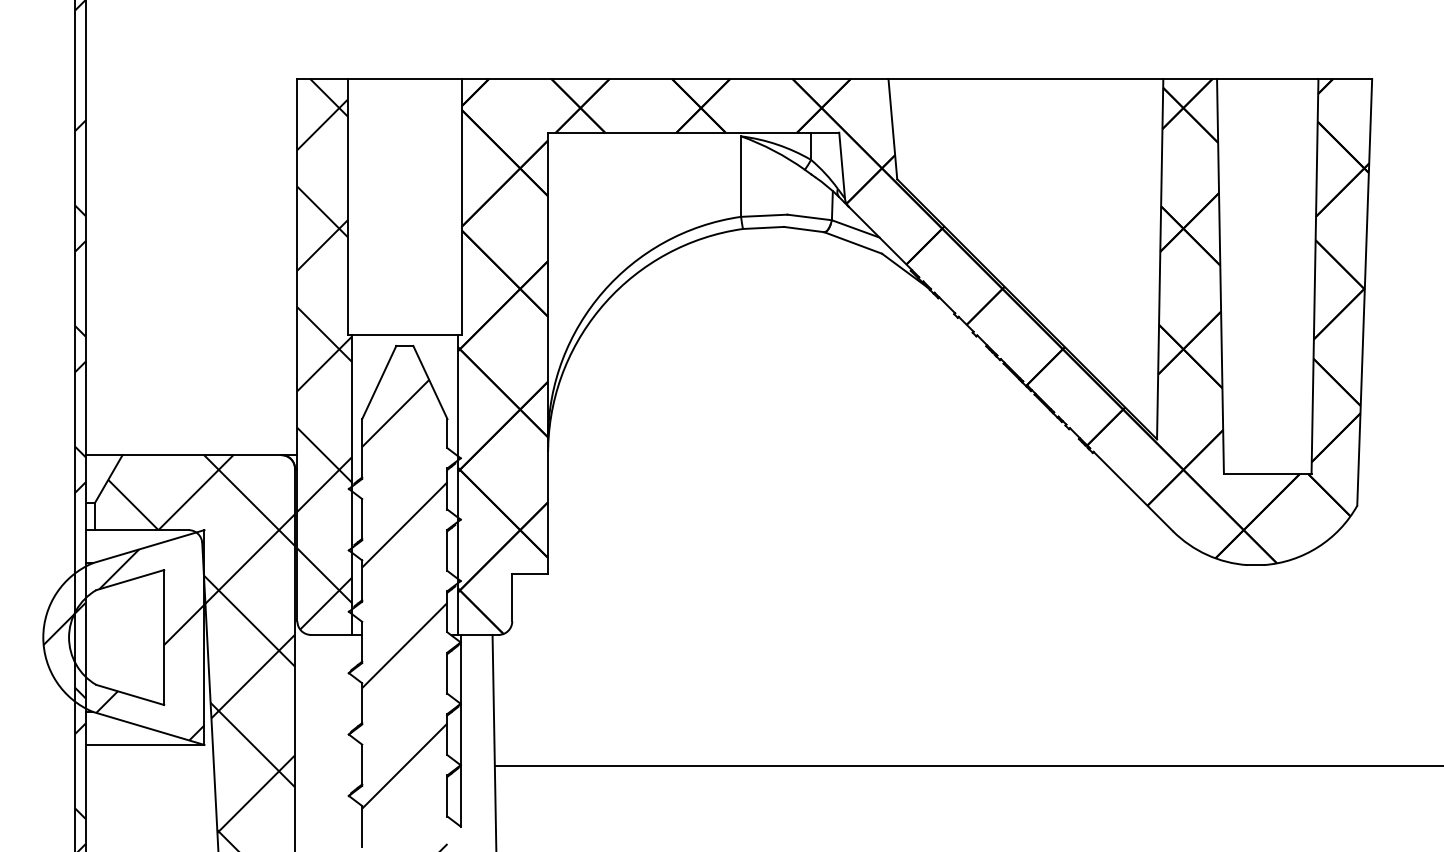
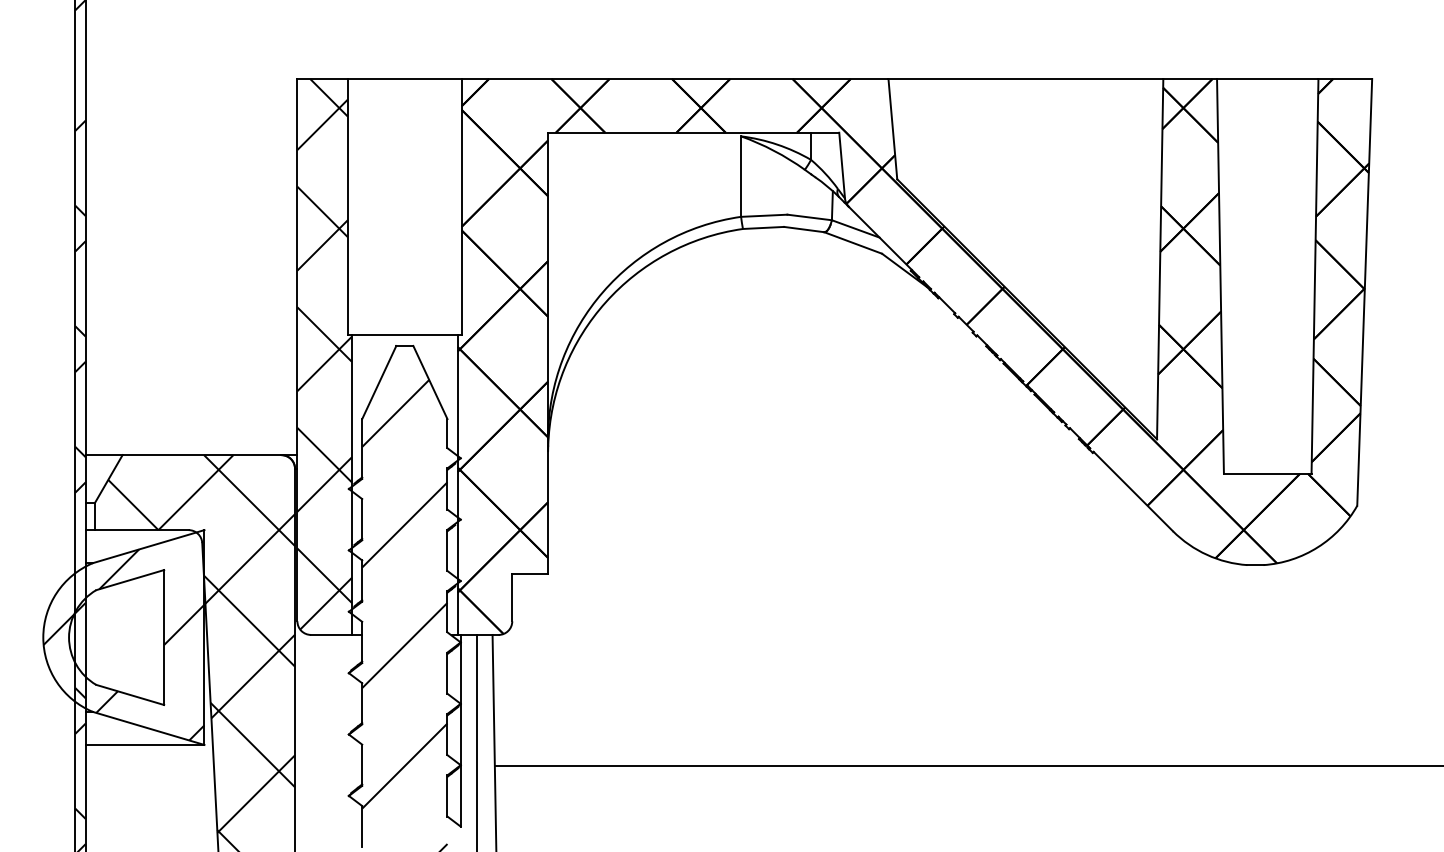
line: none -> present (476, 741)
